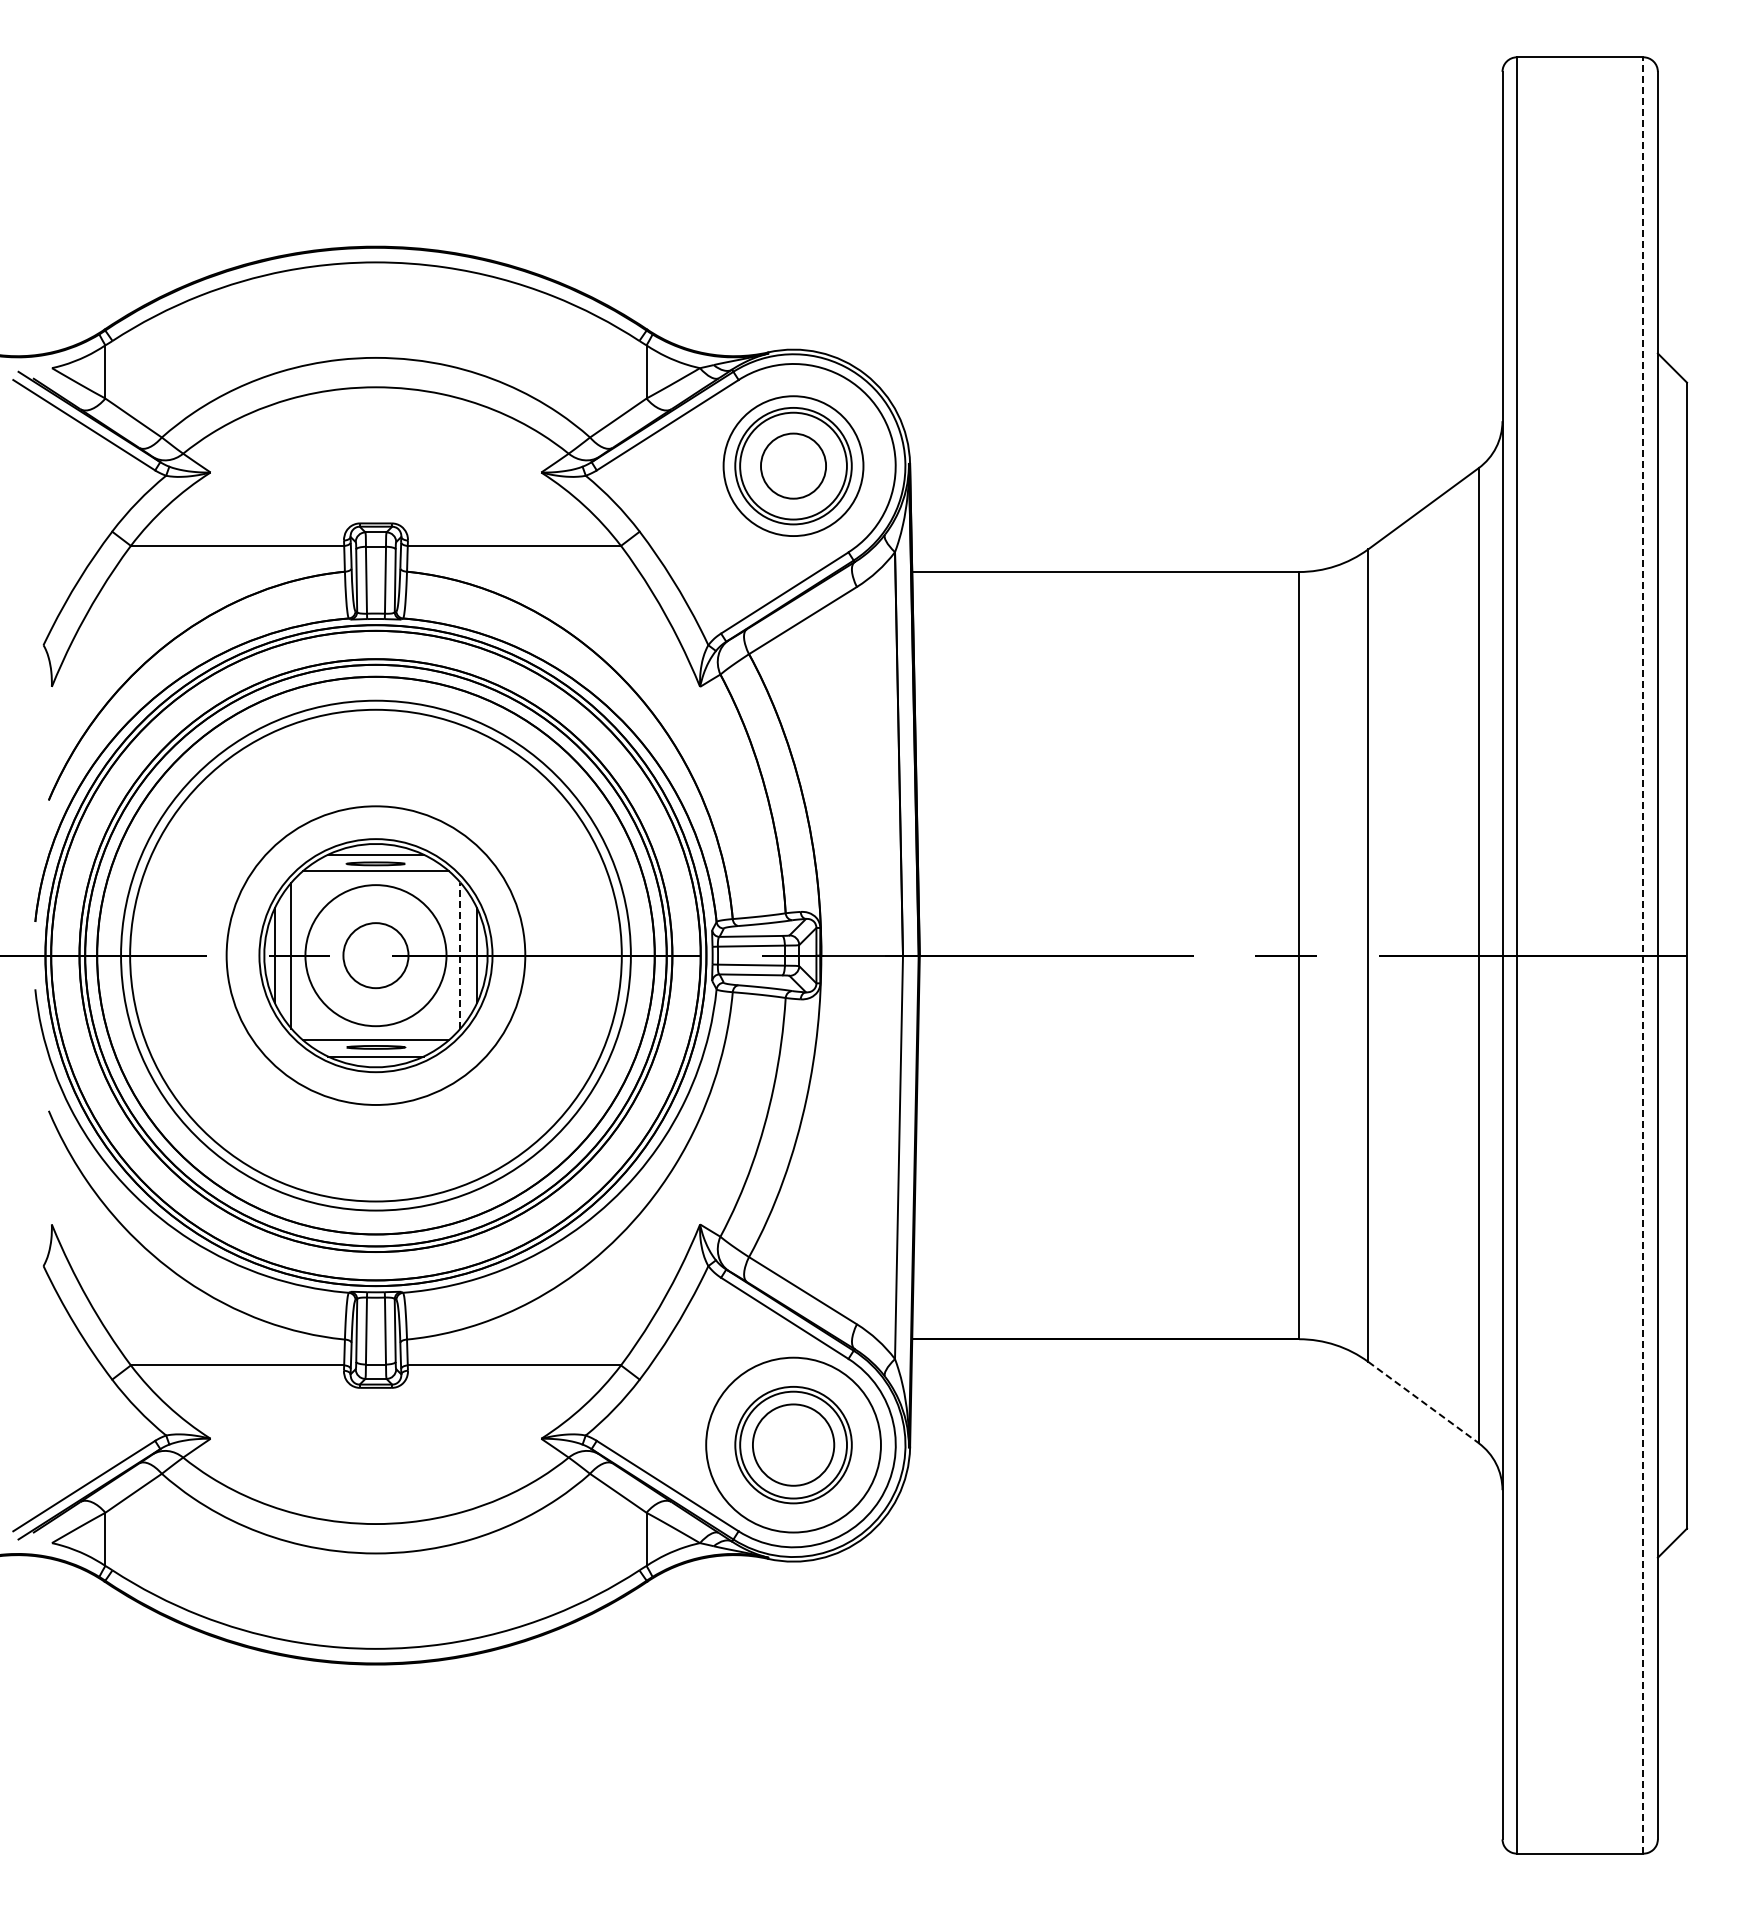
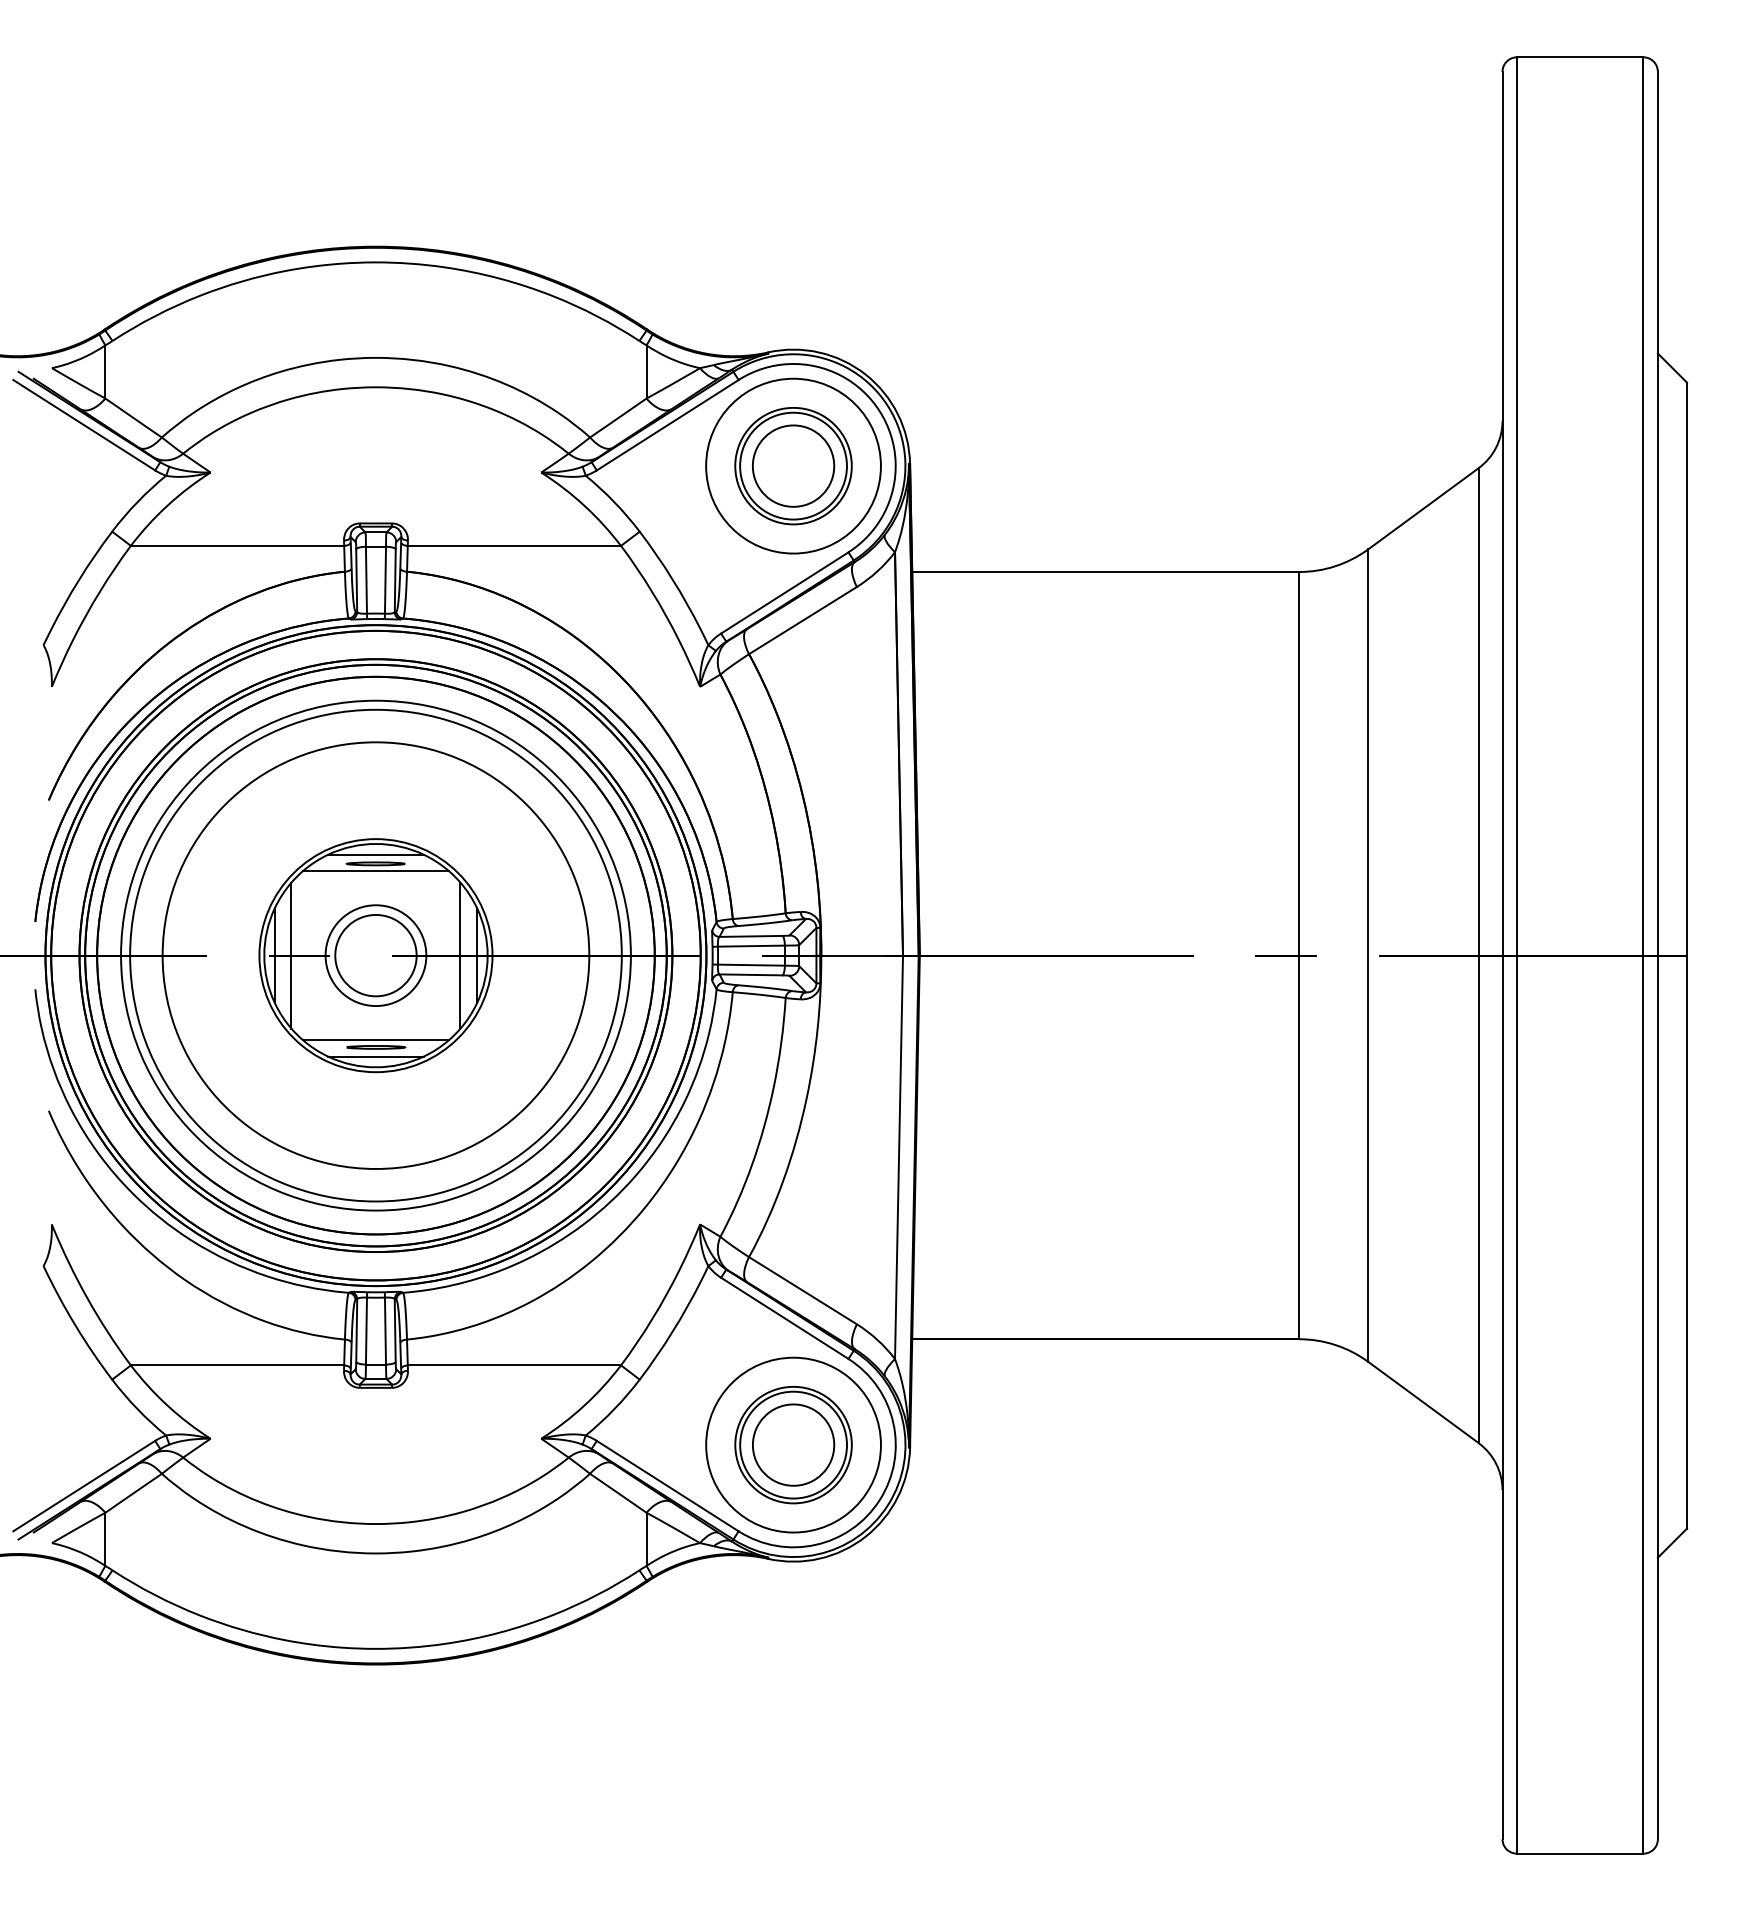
circle diameter: 65 px -> 81 px (793, 465)
circle diameter: 140 px -> 175 px (793, 465)
line: dashed -> solid (1643, 954)
circle diameter: 141 px -> 101 px (375, 955)
circle diameter: 299 px -> 427 px (375, 955)
circle diameter: 65 px -> 81 px (375, 955)
line: dashed -> solid (460, 955)
line: dashed -> solid (1423, 1402)
